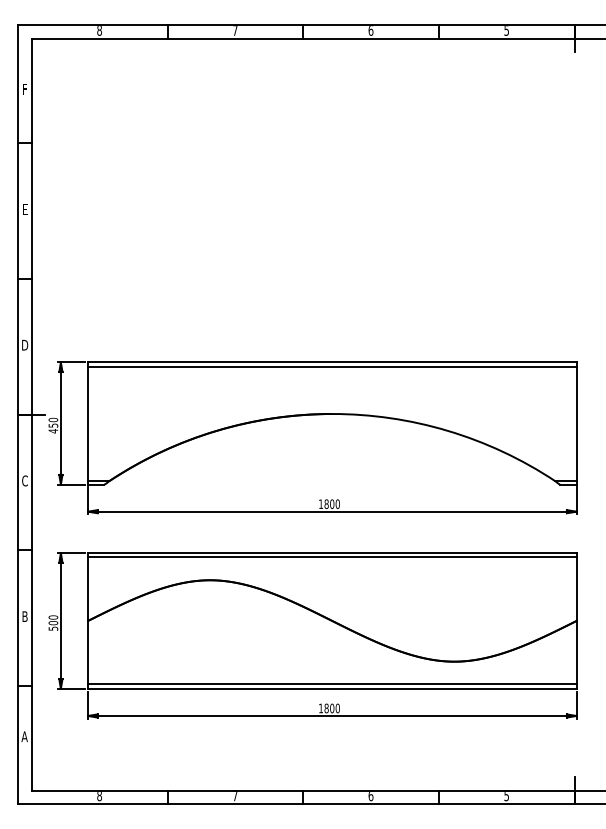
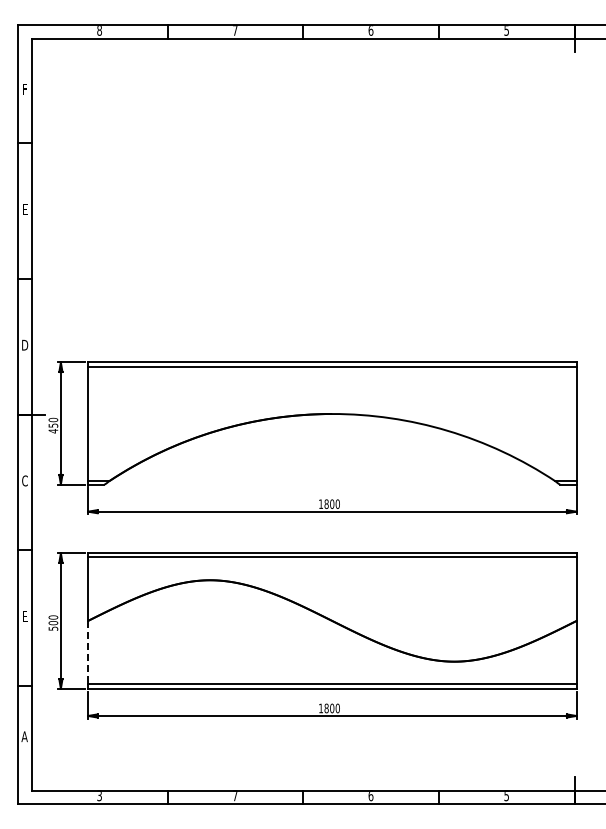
text: B -> E (24, 616)
line: solid -> dashed (88, 652)
text: 8 -> 3 (99, 796)
